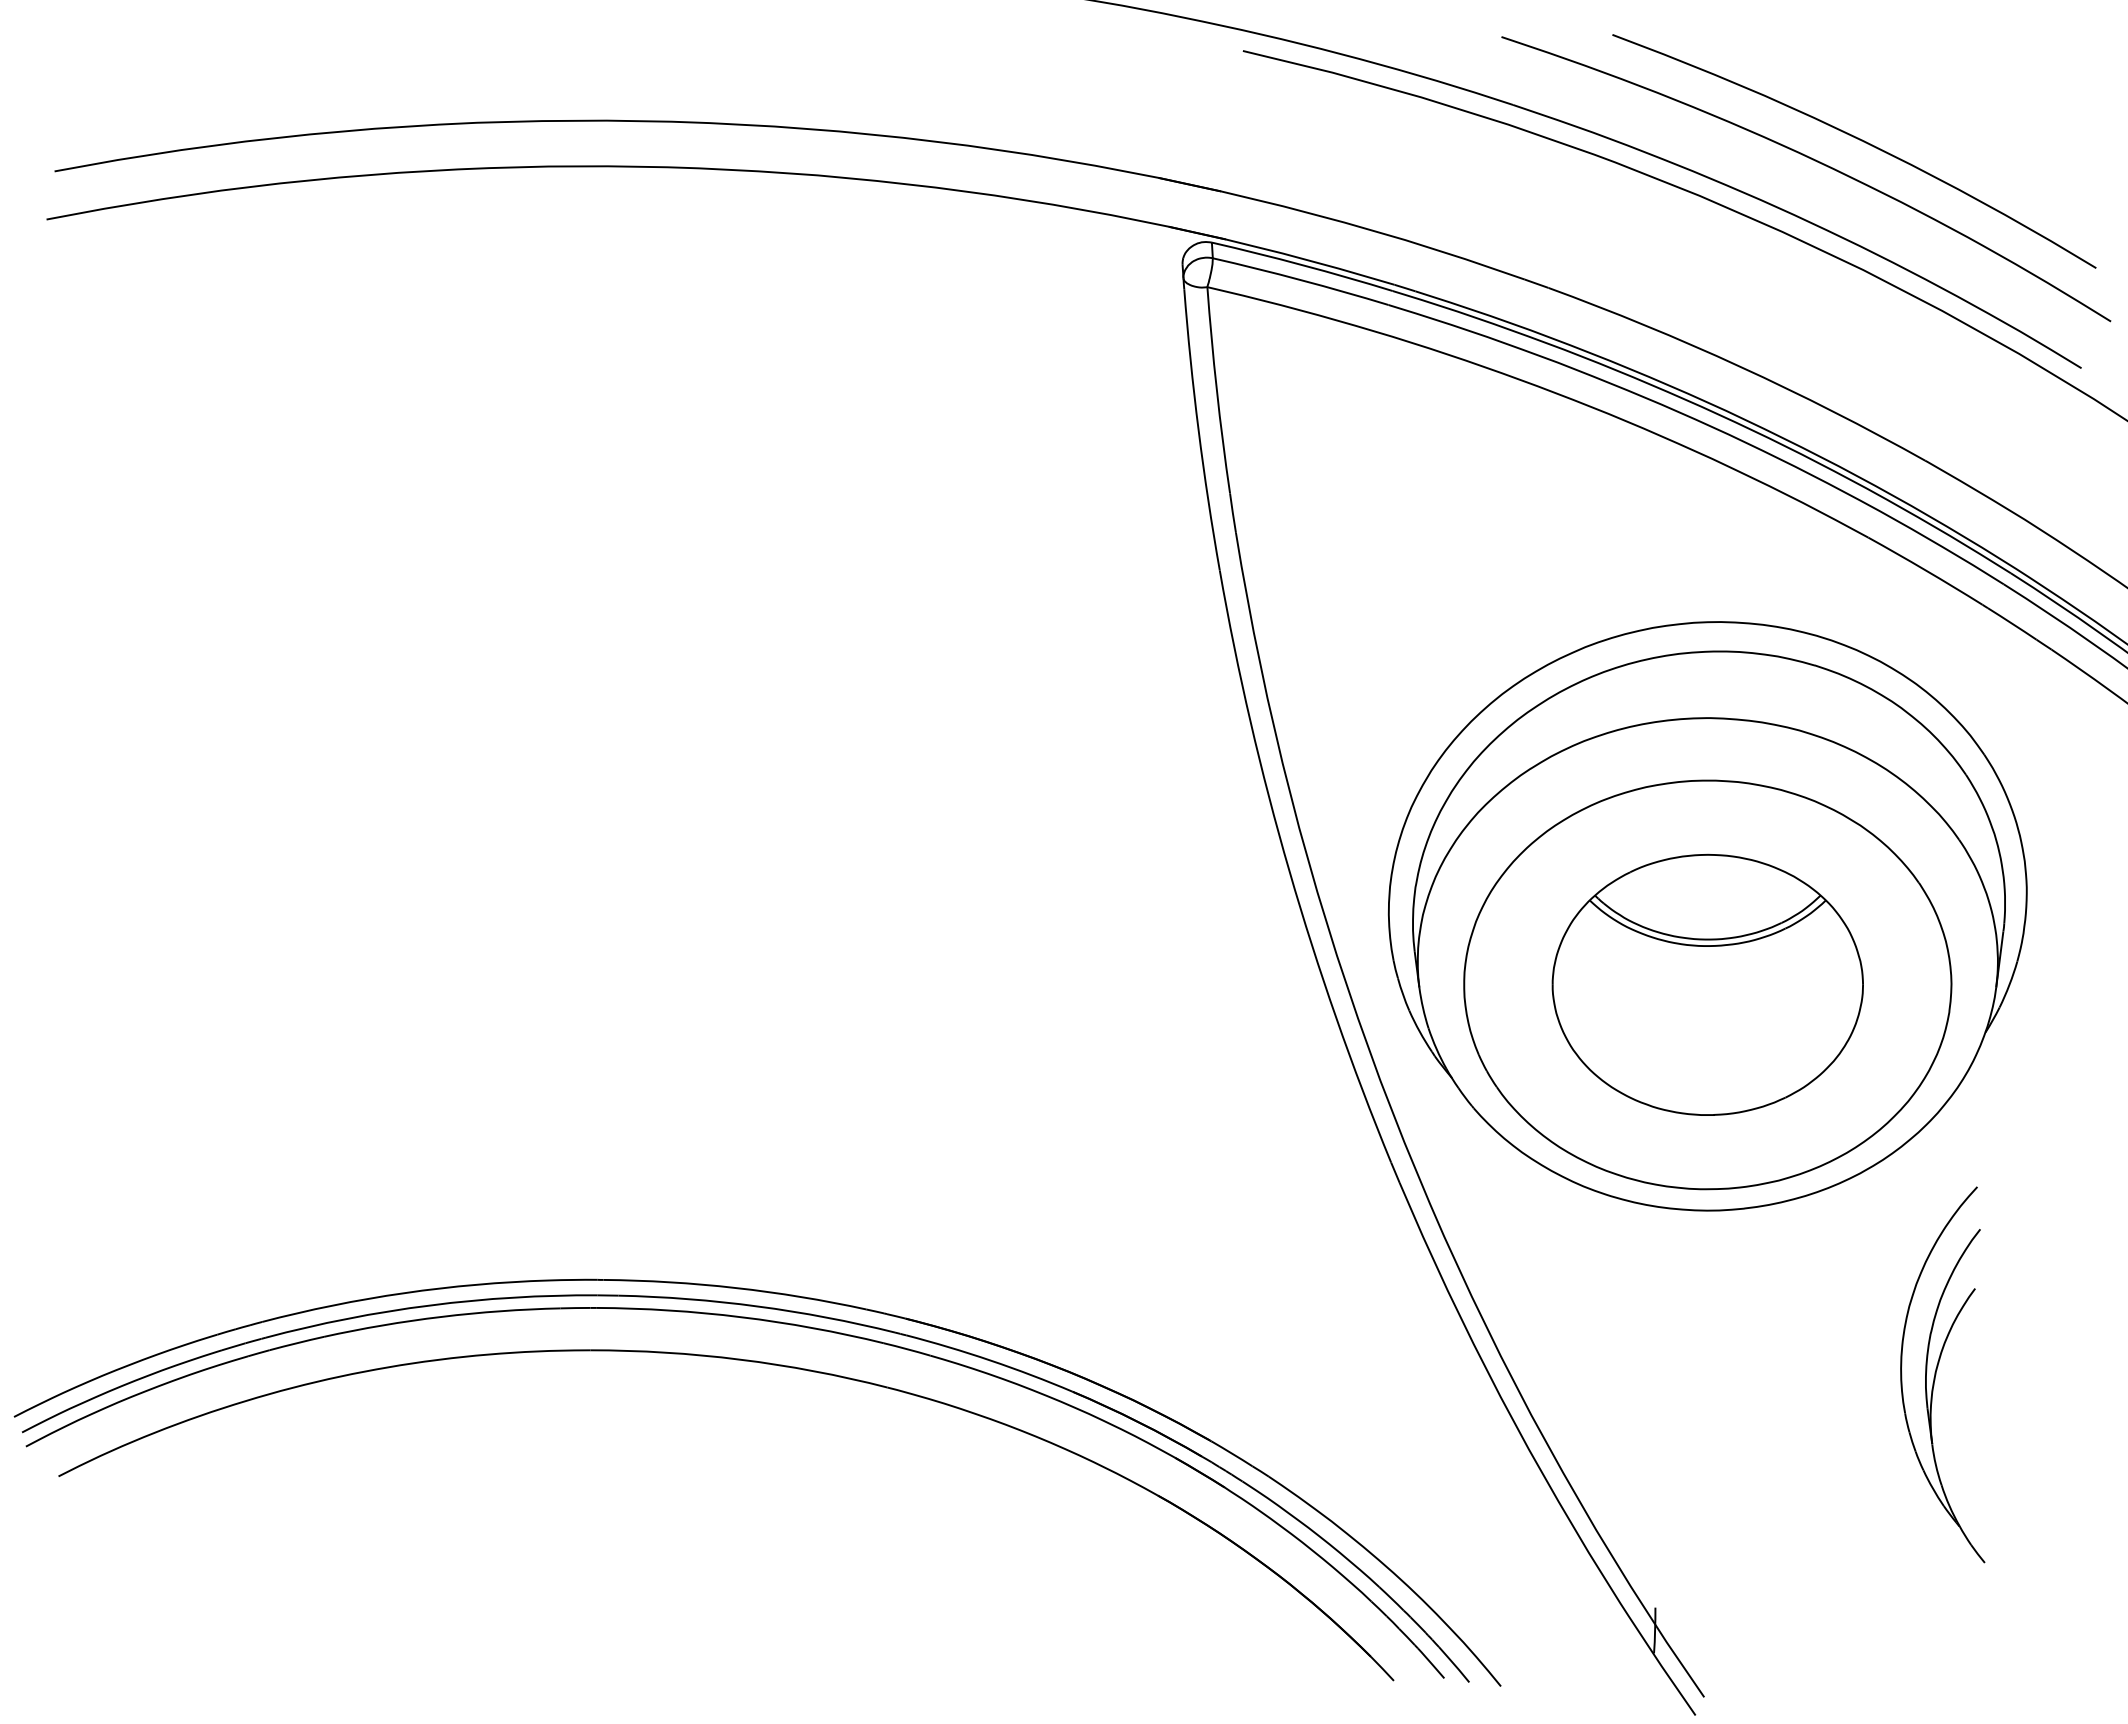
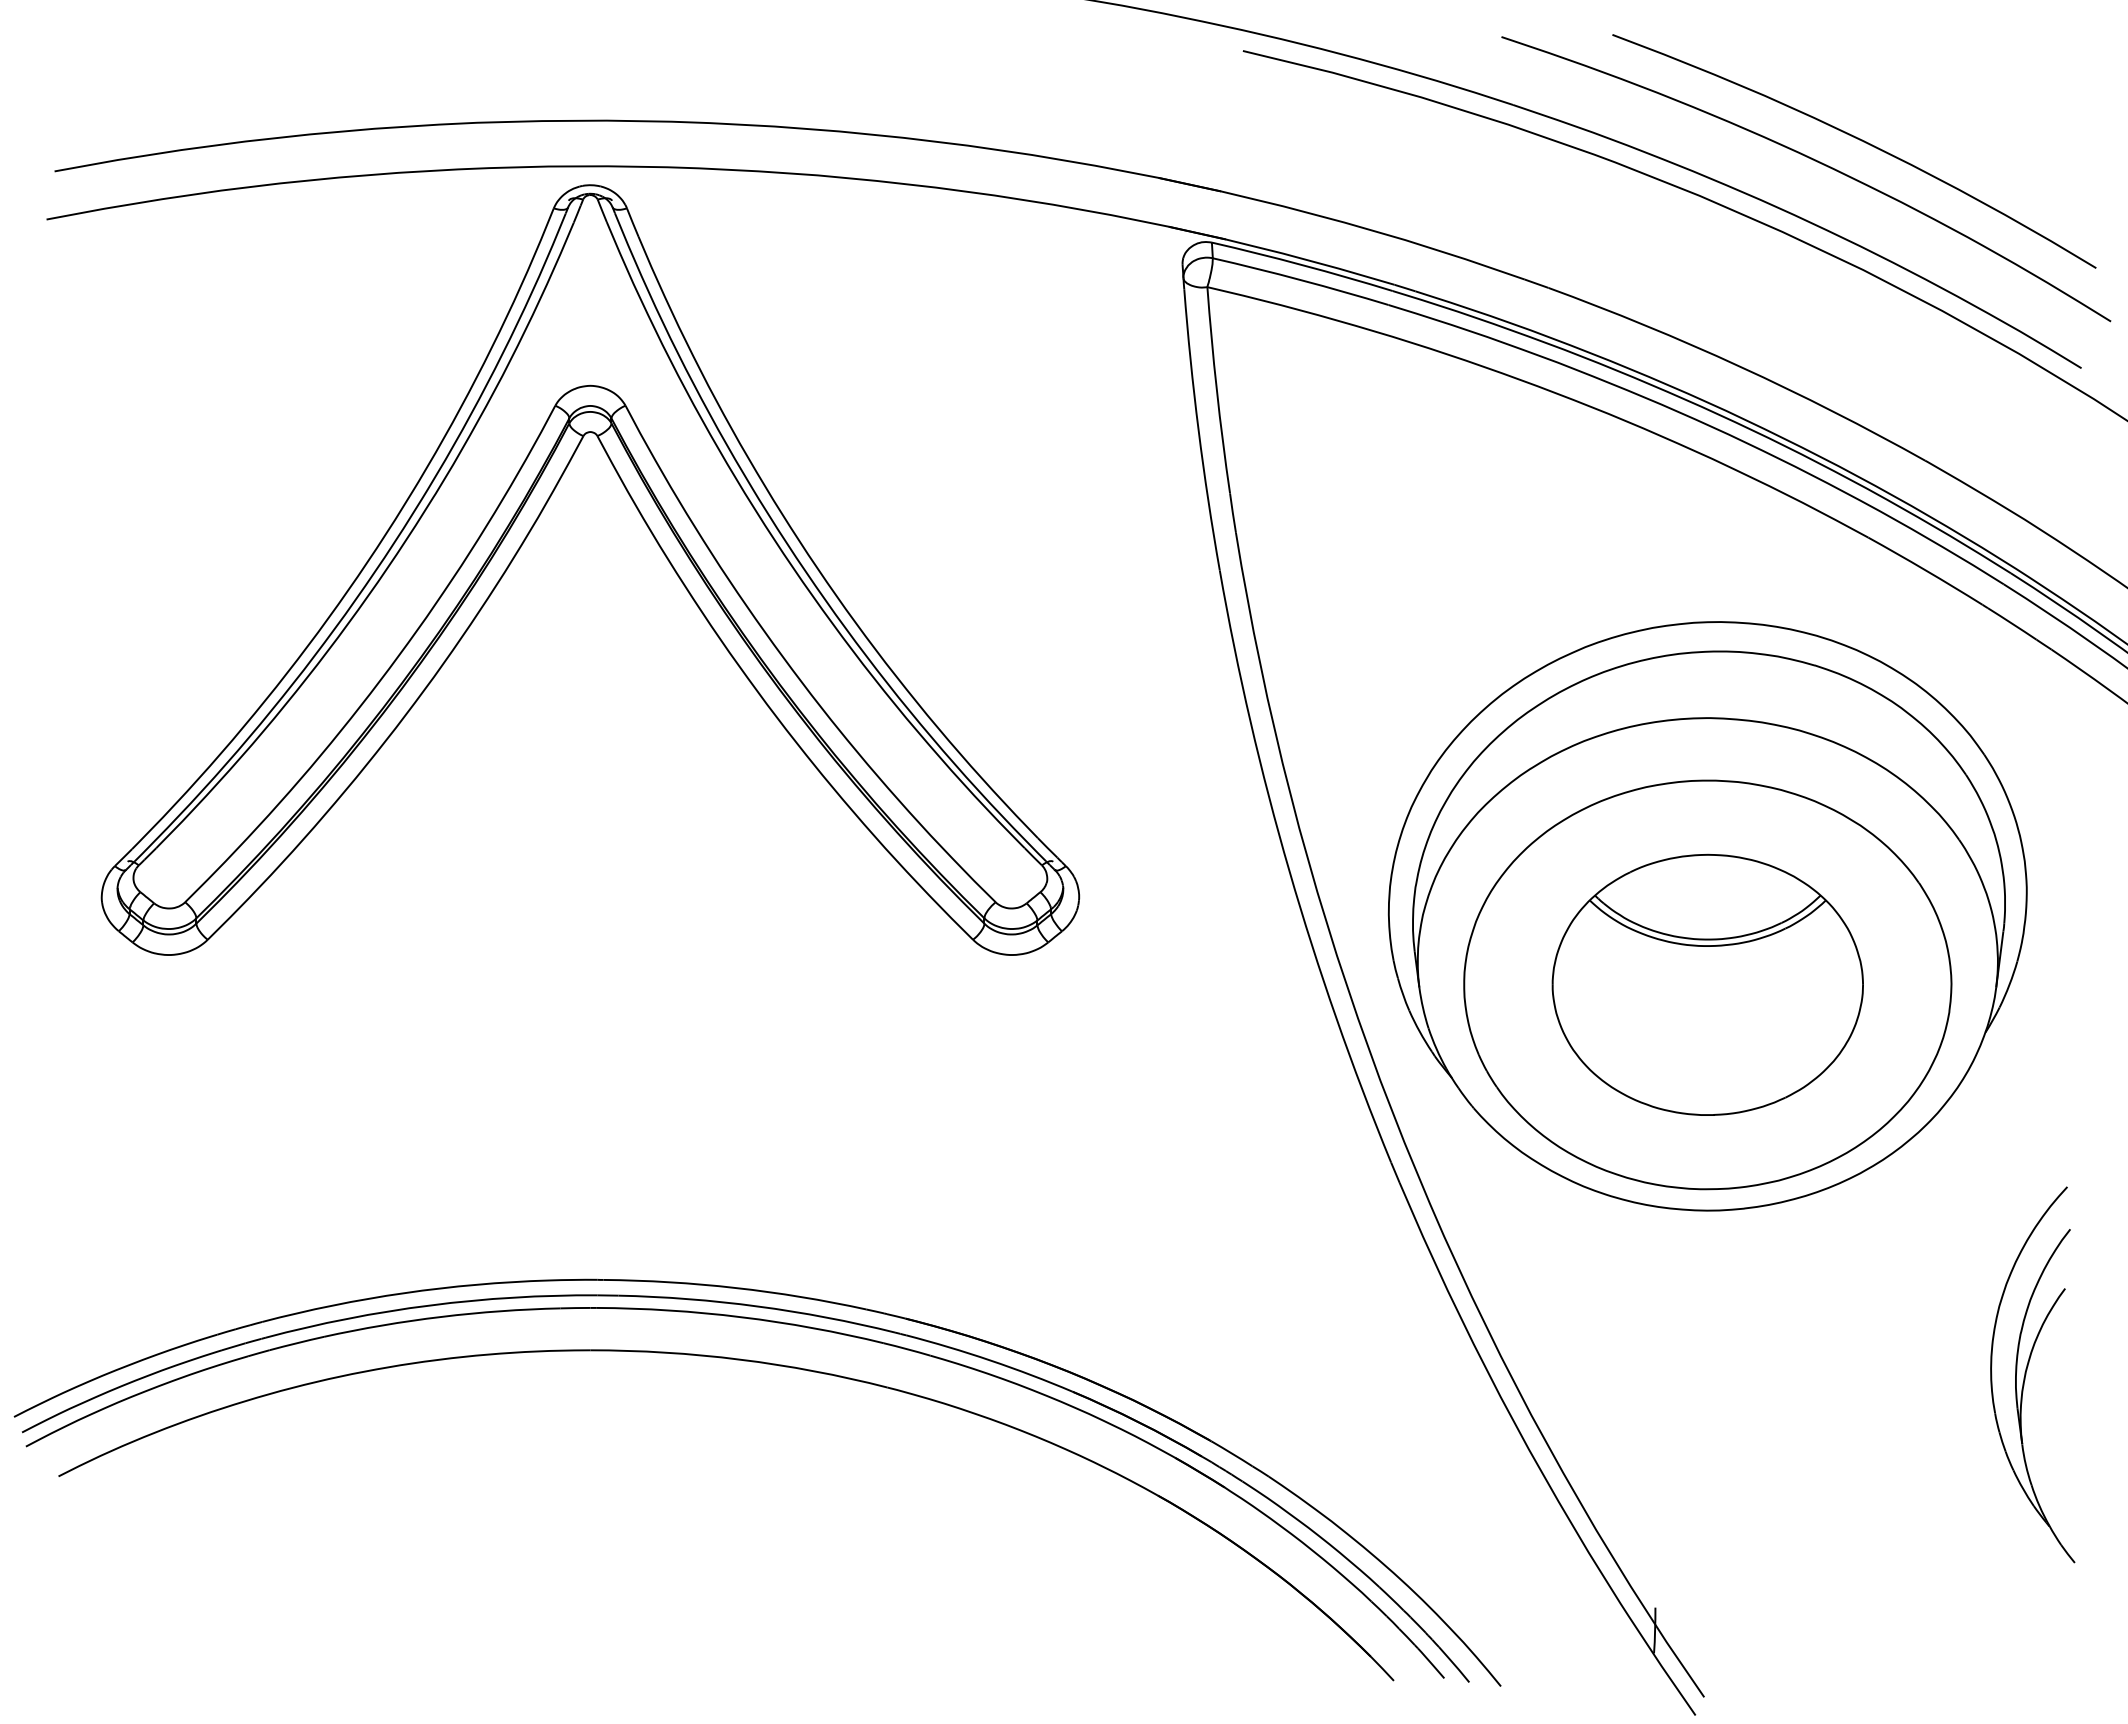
part: none -> present (651, 534)
part position: (1942, 1374) -> (2032, 1374) (2032, 1374)
